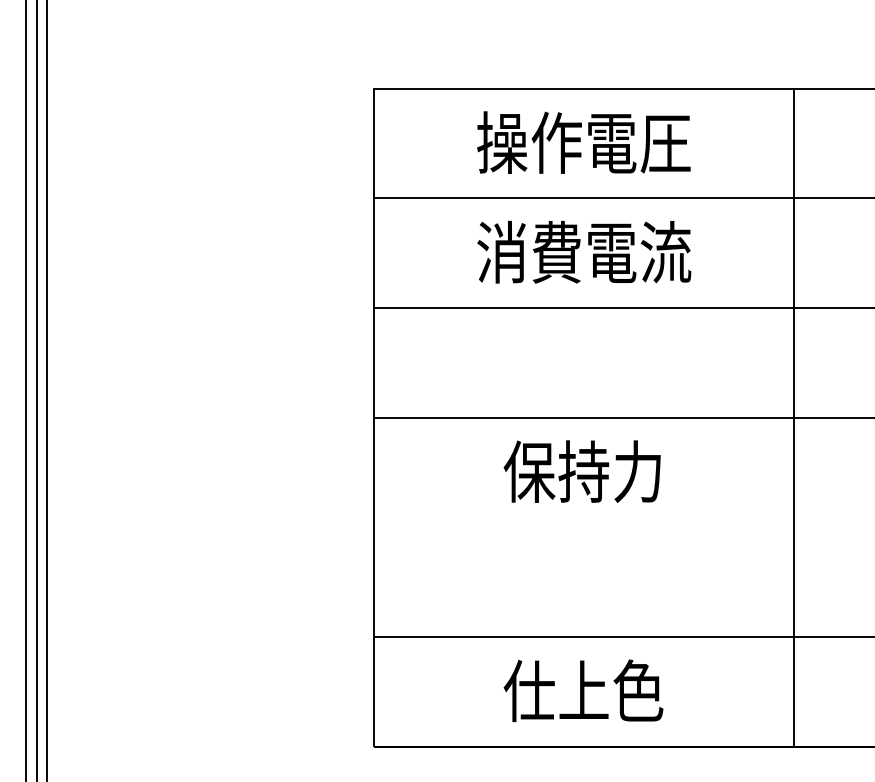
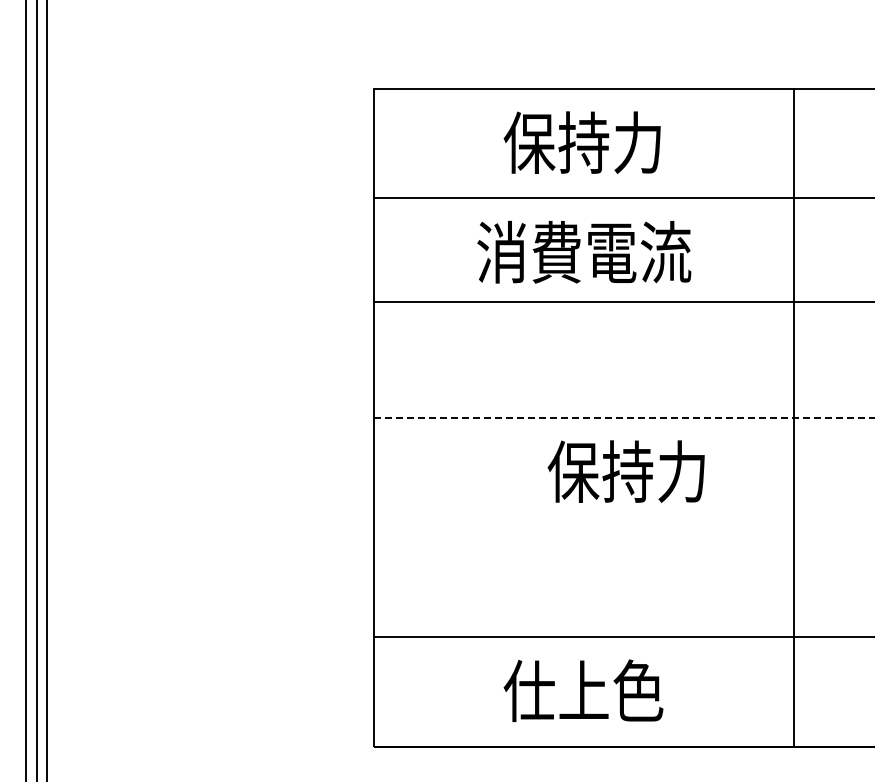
text: 操作電圧 -> 保持力 (583, 142)
line position: (622, 308) -> (622, 302) (622, 302)
line: solid -> dashed (624, 417)
text position: (581, 471) -> (625, 471) (625, 471)
